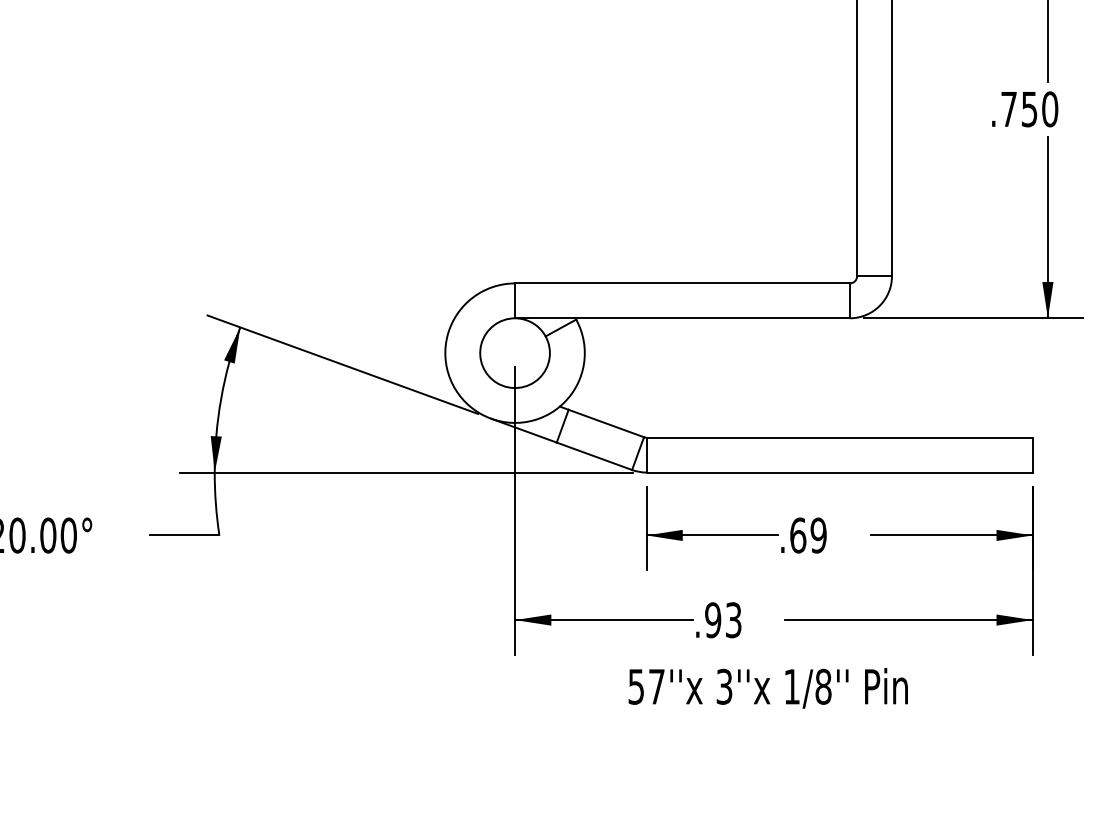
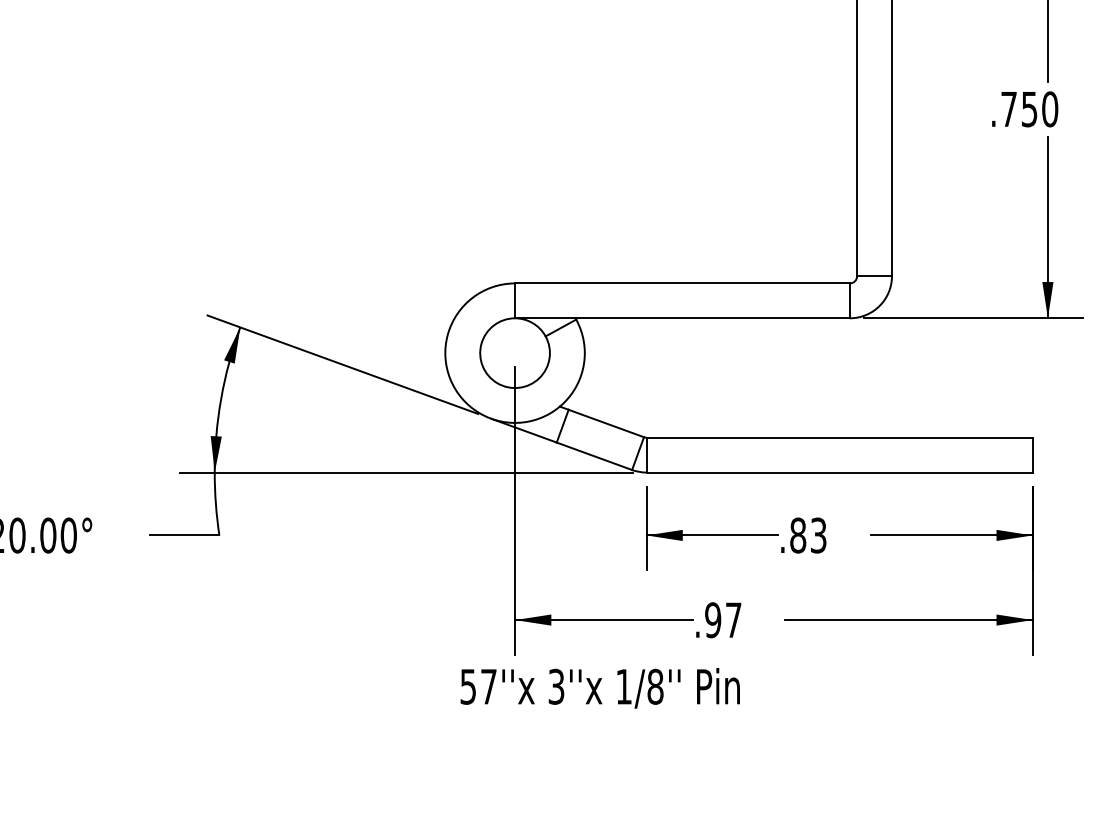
text: .69 -> .83 (808, 535)
text: .93 -> .97 (733, 620)
text position: (767, 688) -> (599, 688) (599, 688)
